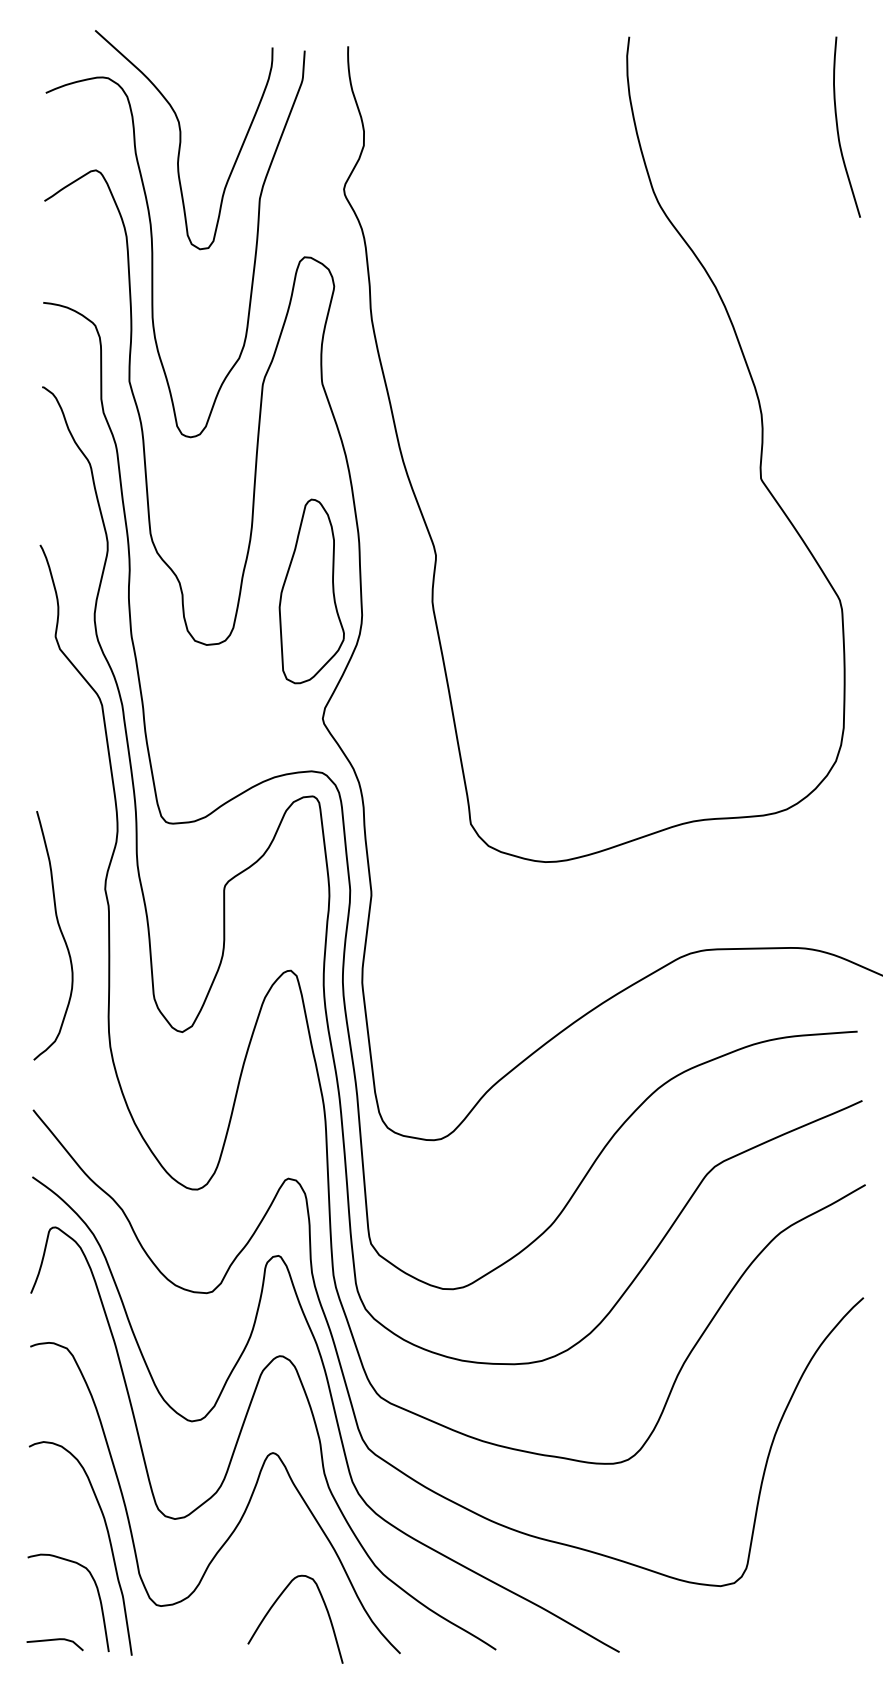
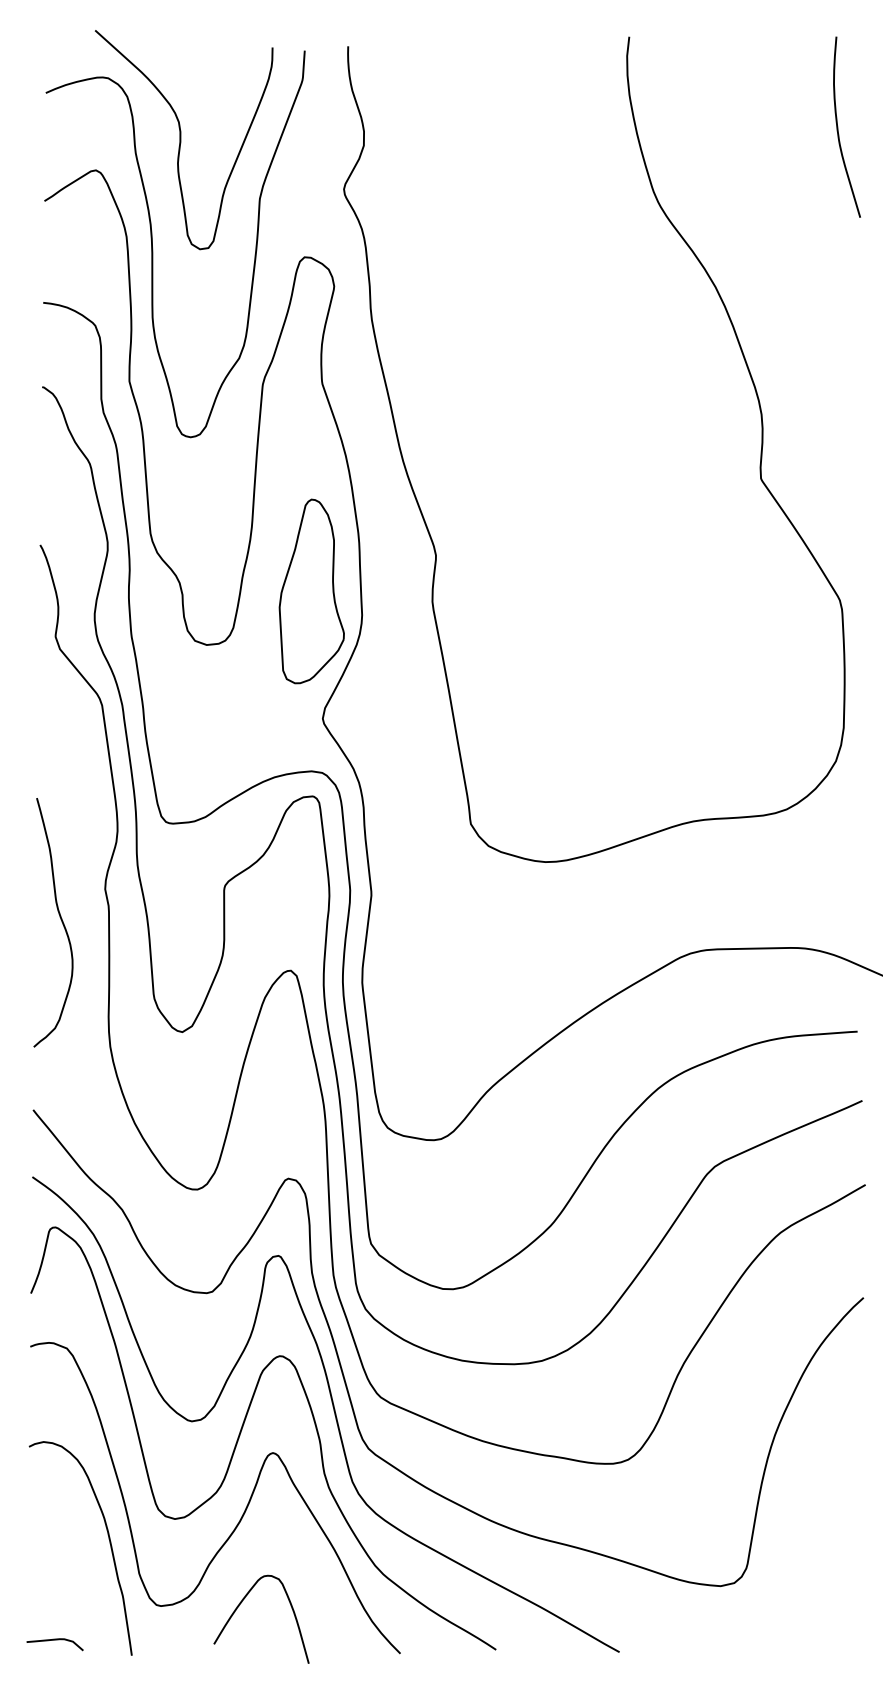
curve position: (60, 932) -> (60, 919) (60, 919)
curve: present -> none (97, 1593)
curve position: (276, 1602) -> (242, 1602) (242, 1602)
